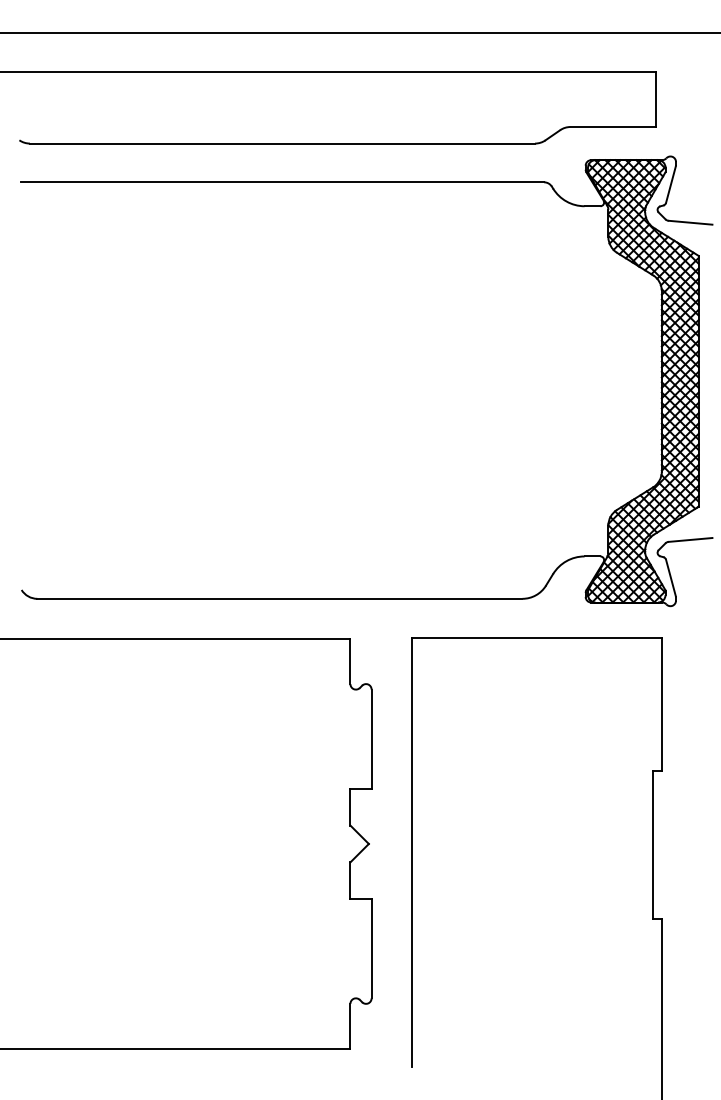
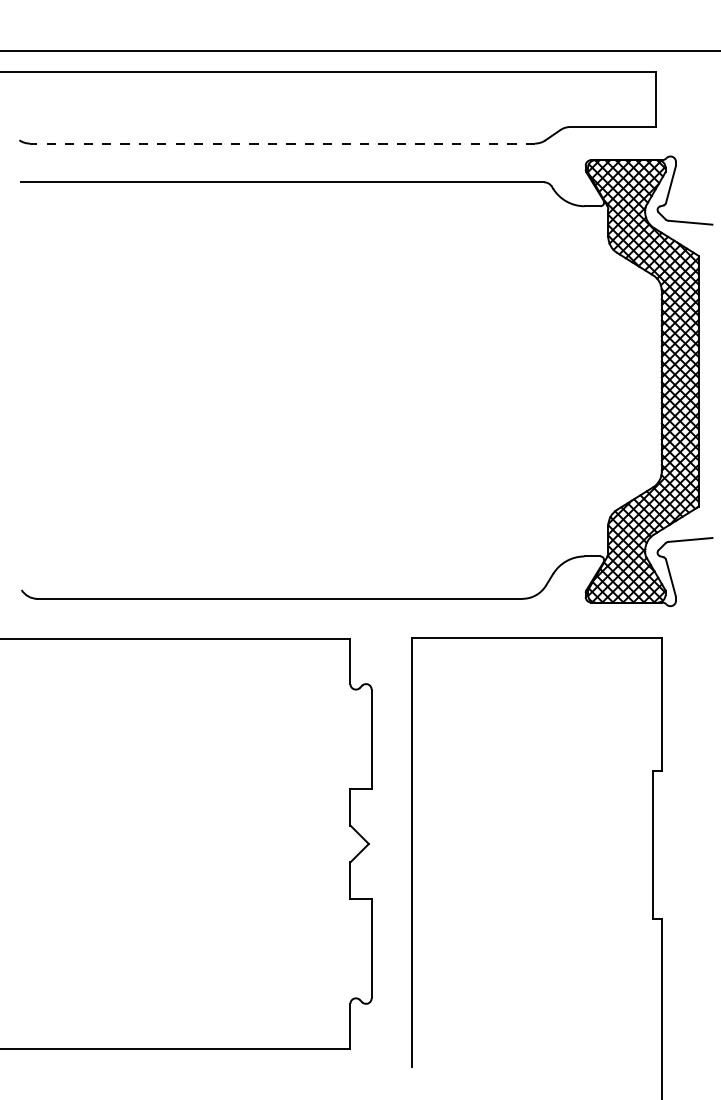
line position: (359, 33) -> (359, 51) (359, 51)
line: solid -> dashed (282, 143)
